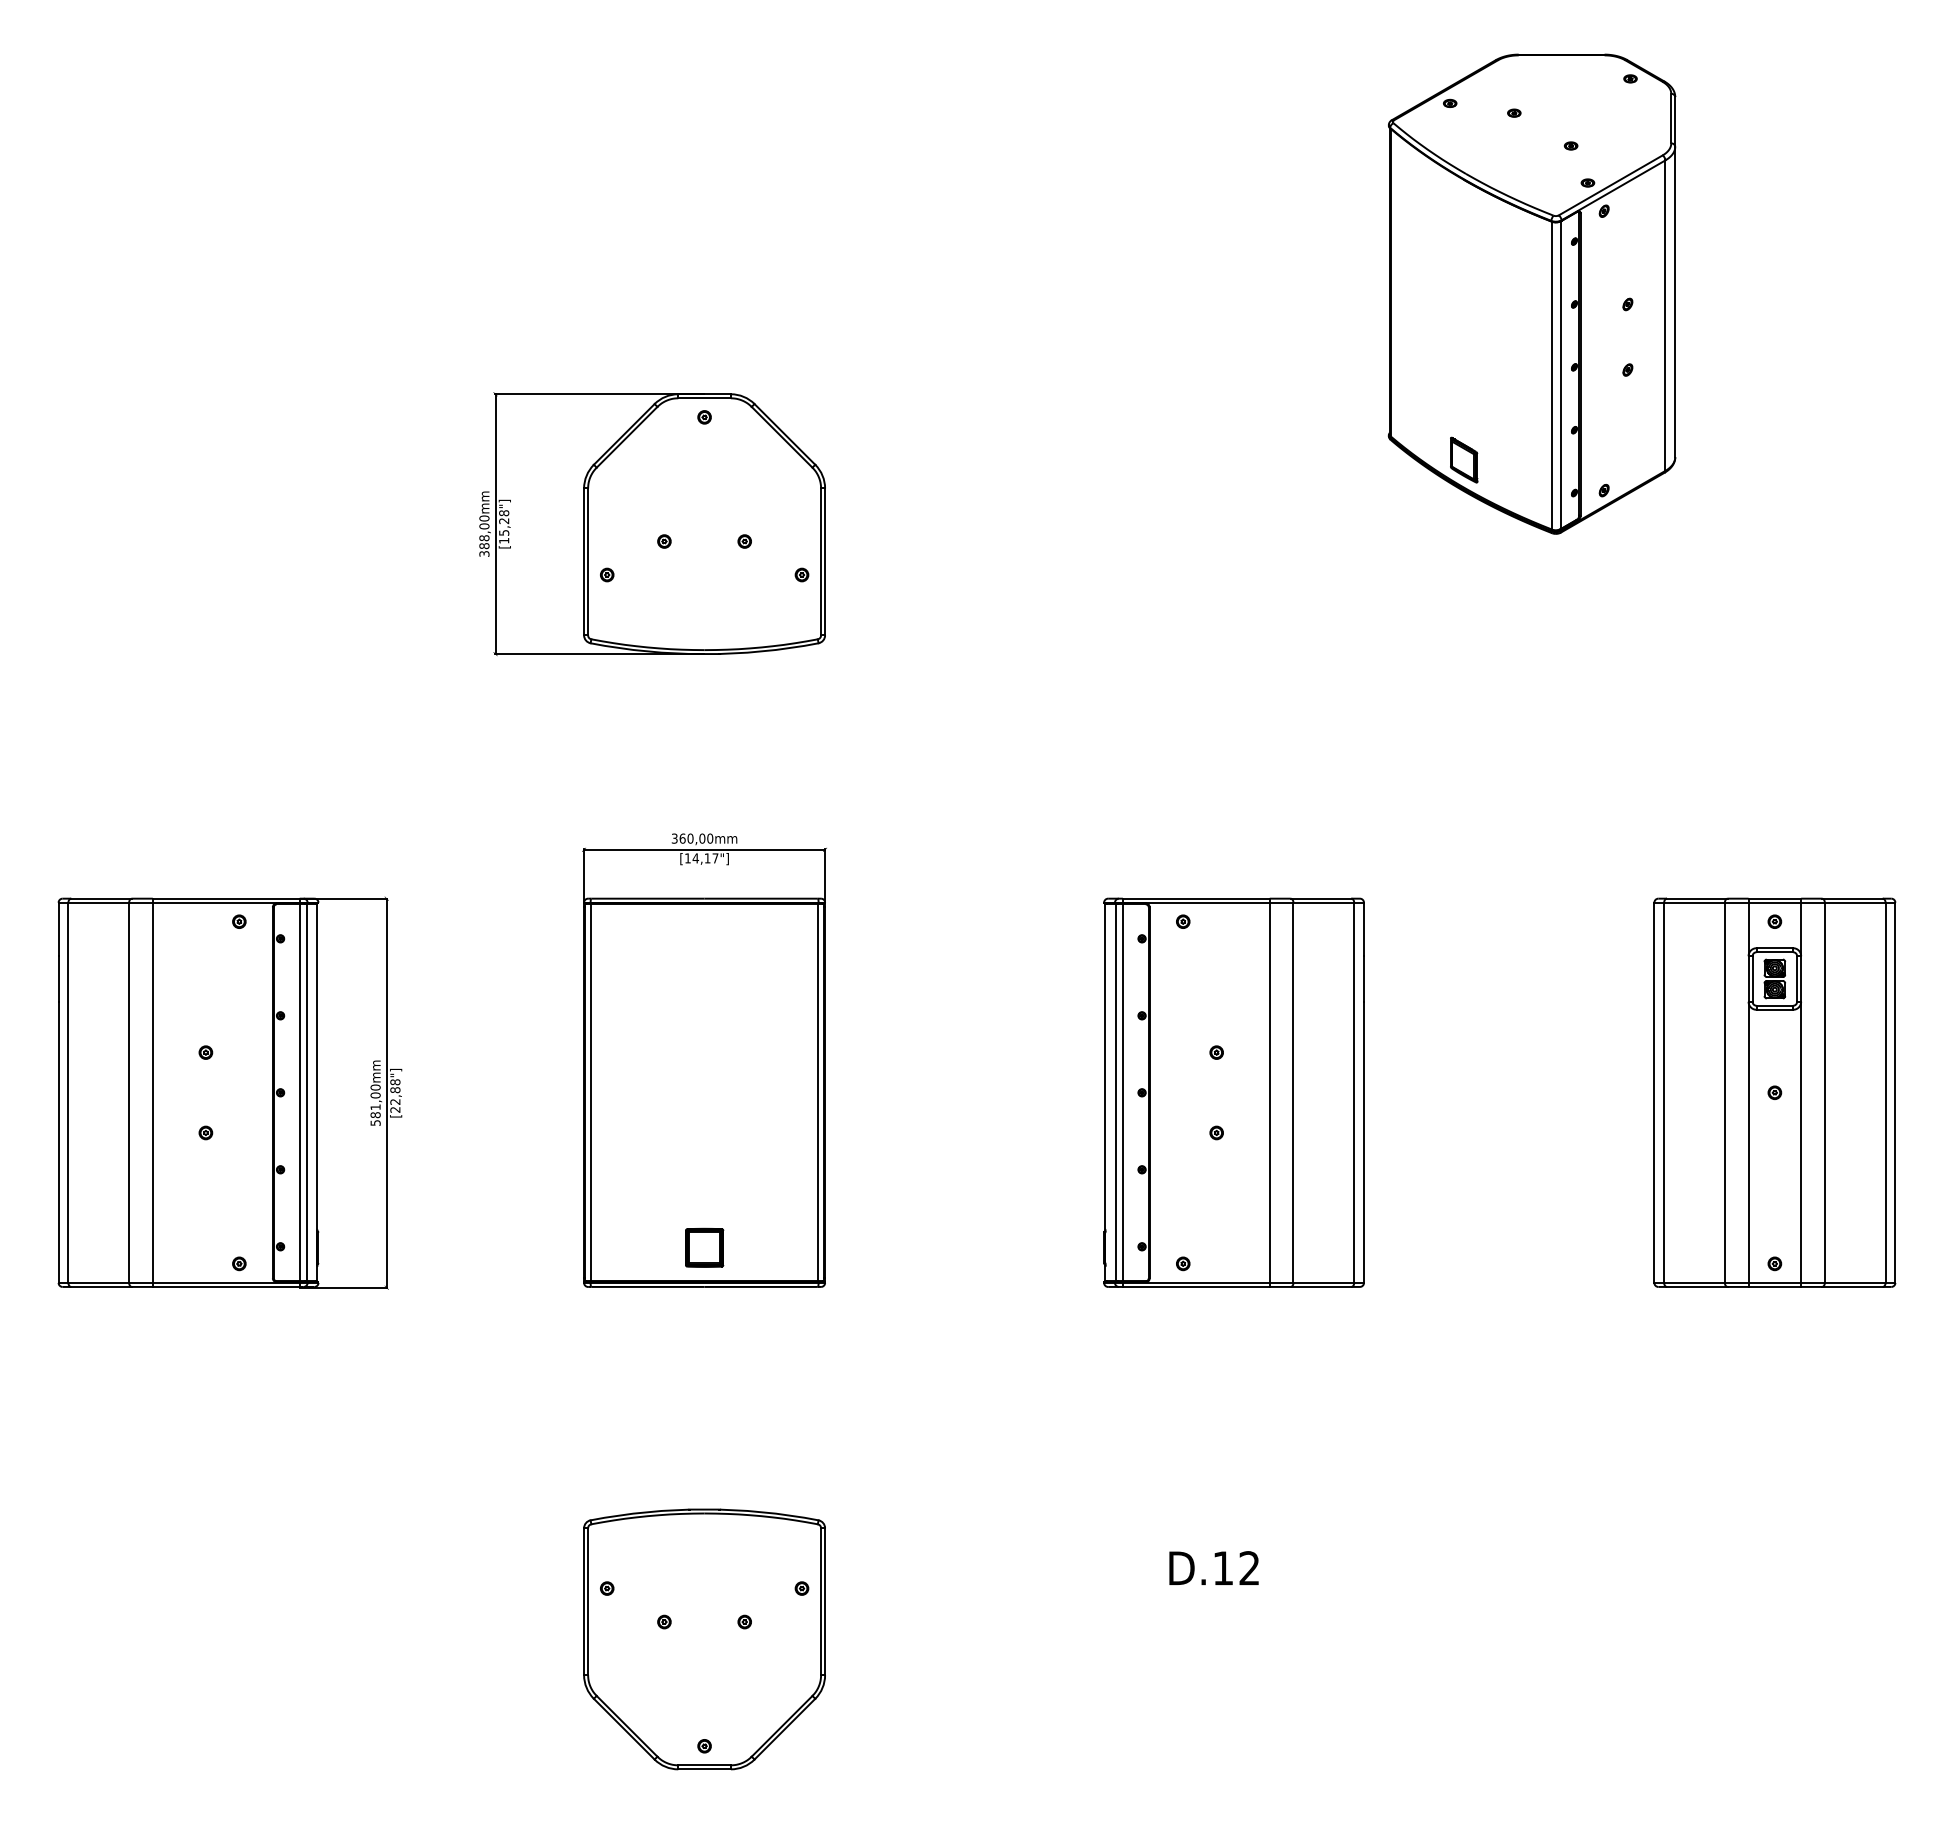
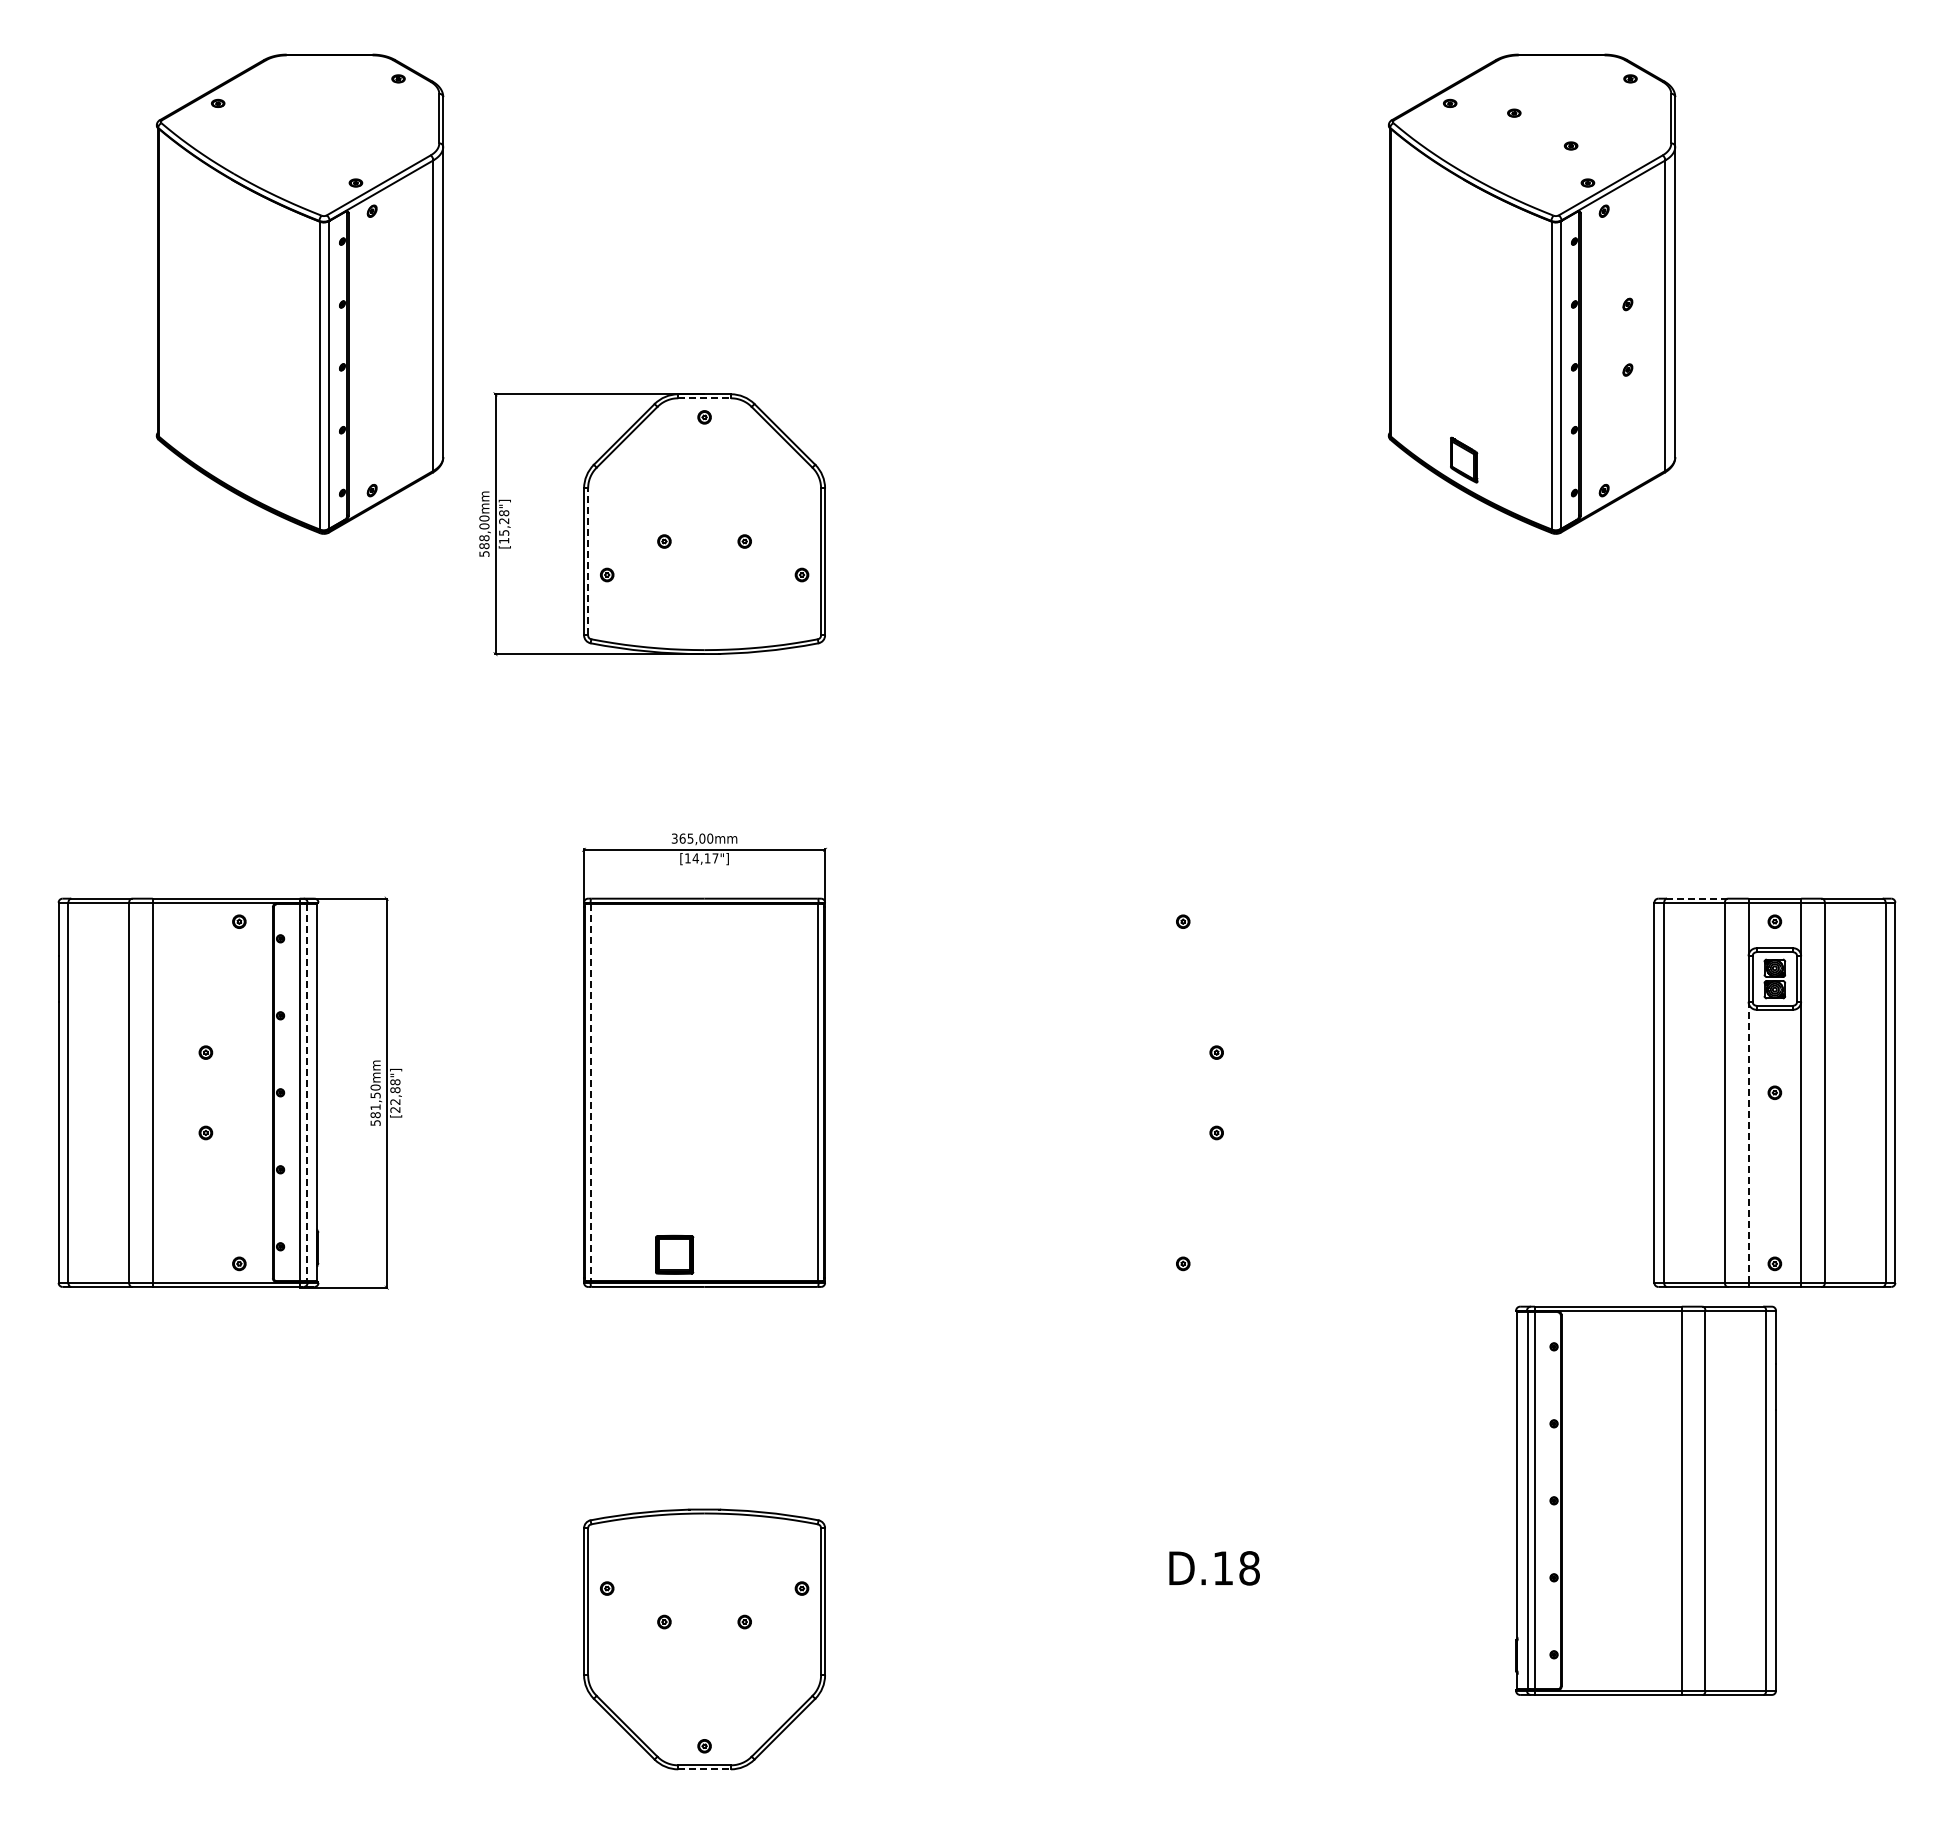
part: none -> present (299, 293)
line: solid -> dashed (705, 398)
text: 388,00mm -> 588,00mm (483, 553)
line: solid -> dashed (588, 561)
text: 360,00mm -> 365,00mm (690, 838)
line: solid -> dashed (1696, 898)
part position: (1233, 1092) -> (1645, 1500) (1645, 1500)
line: solid -> dashed (306, 1093)
line: solid -> dashed (590, 1093)
text: 581,00mm -> 581,50mm (375, 1095)
line: solid -> dashed (1748, 1142)
part position: (704, 1247) -> (674, 1254) (674, 1254)
text: D.12 -> D.18 (1249, 1568)
line: solid -> dashed (705, 1769)
